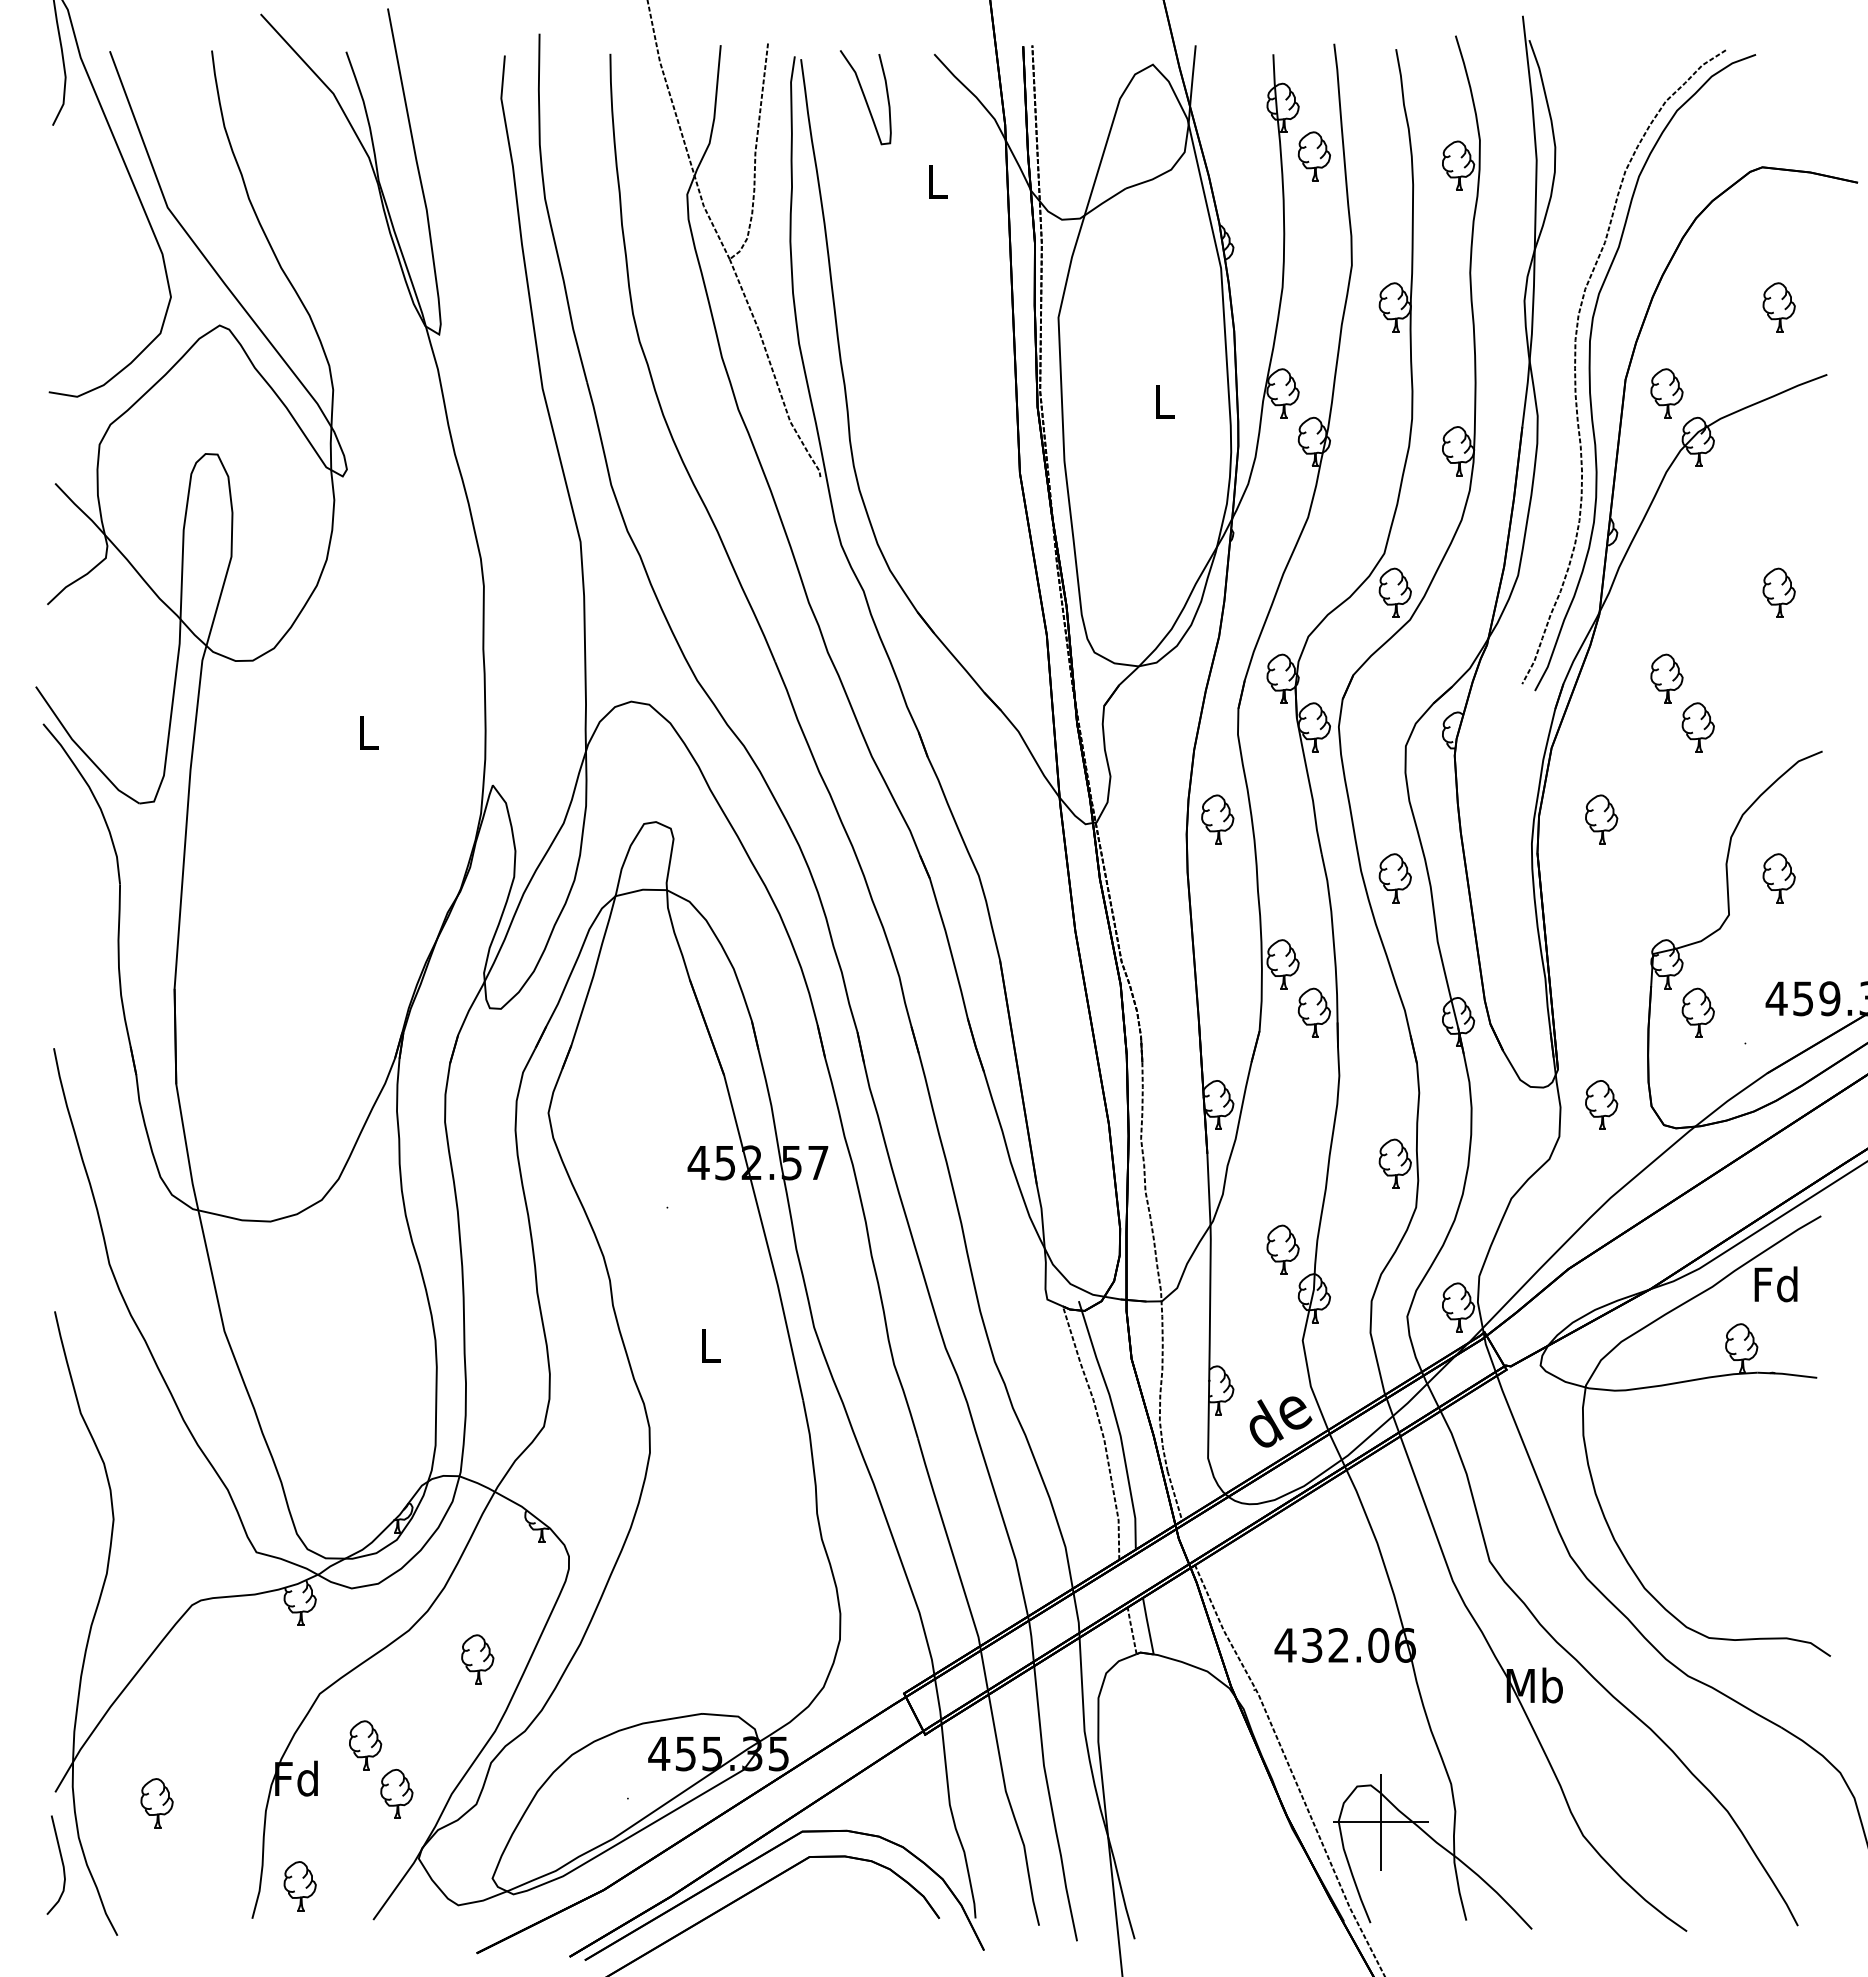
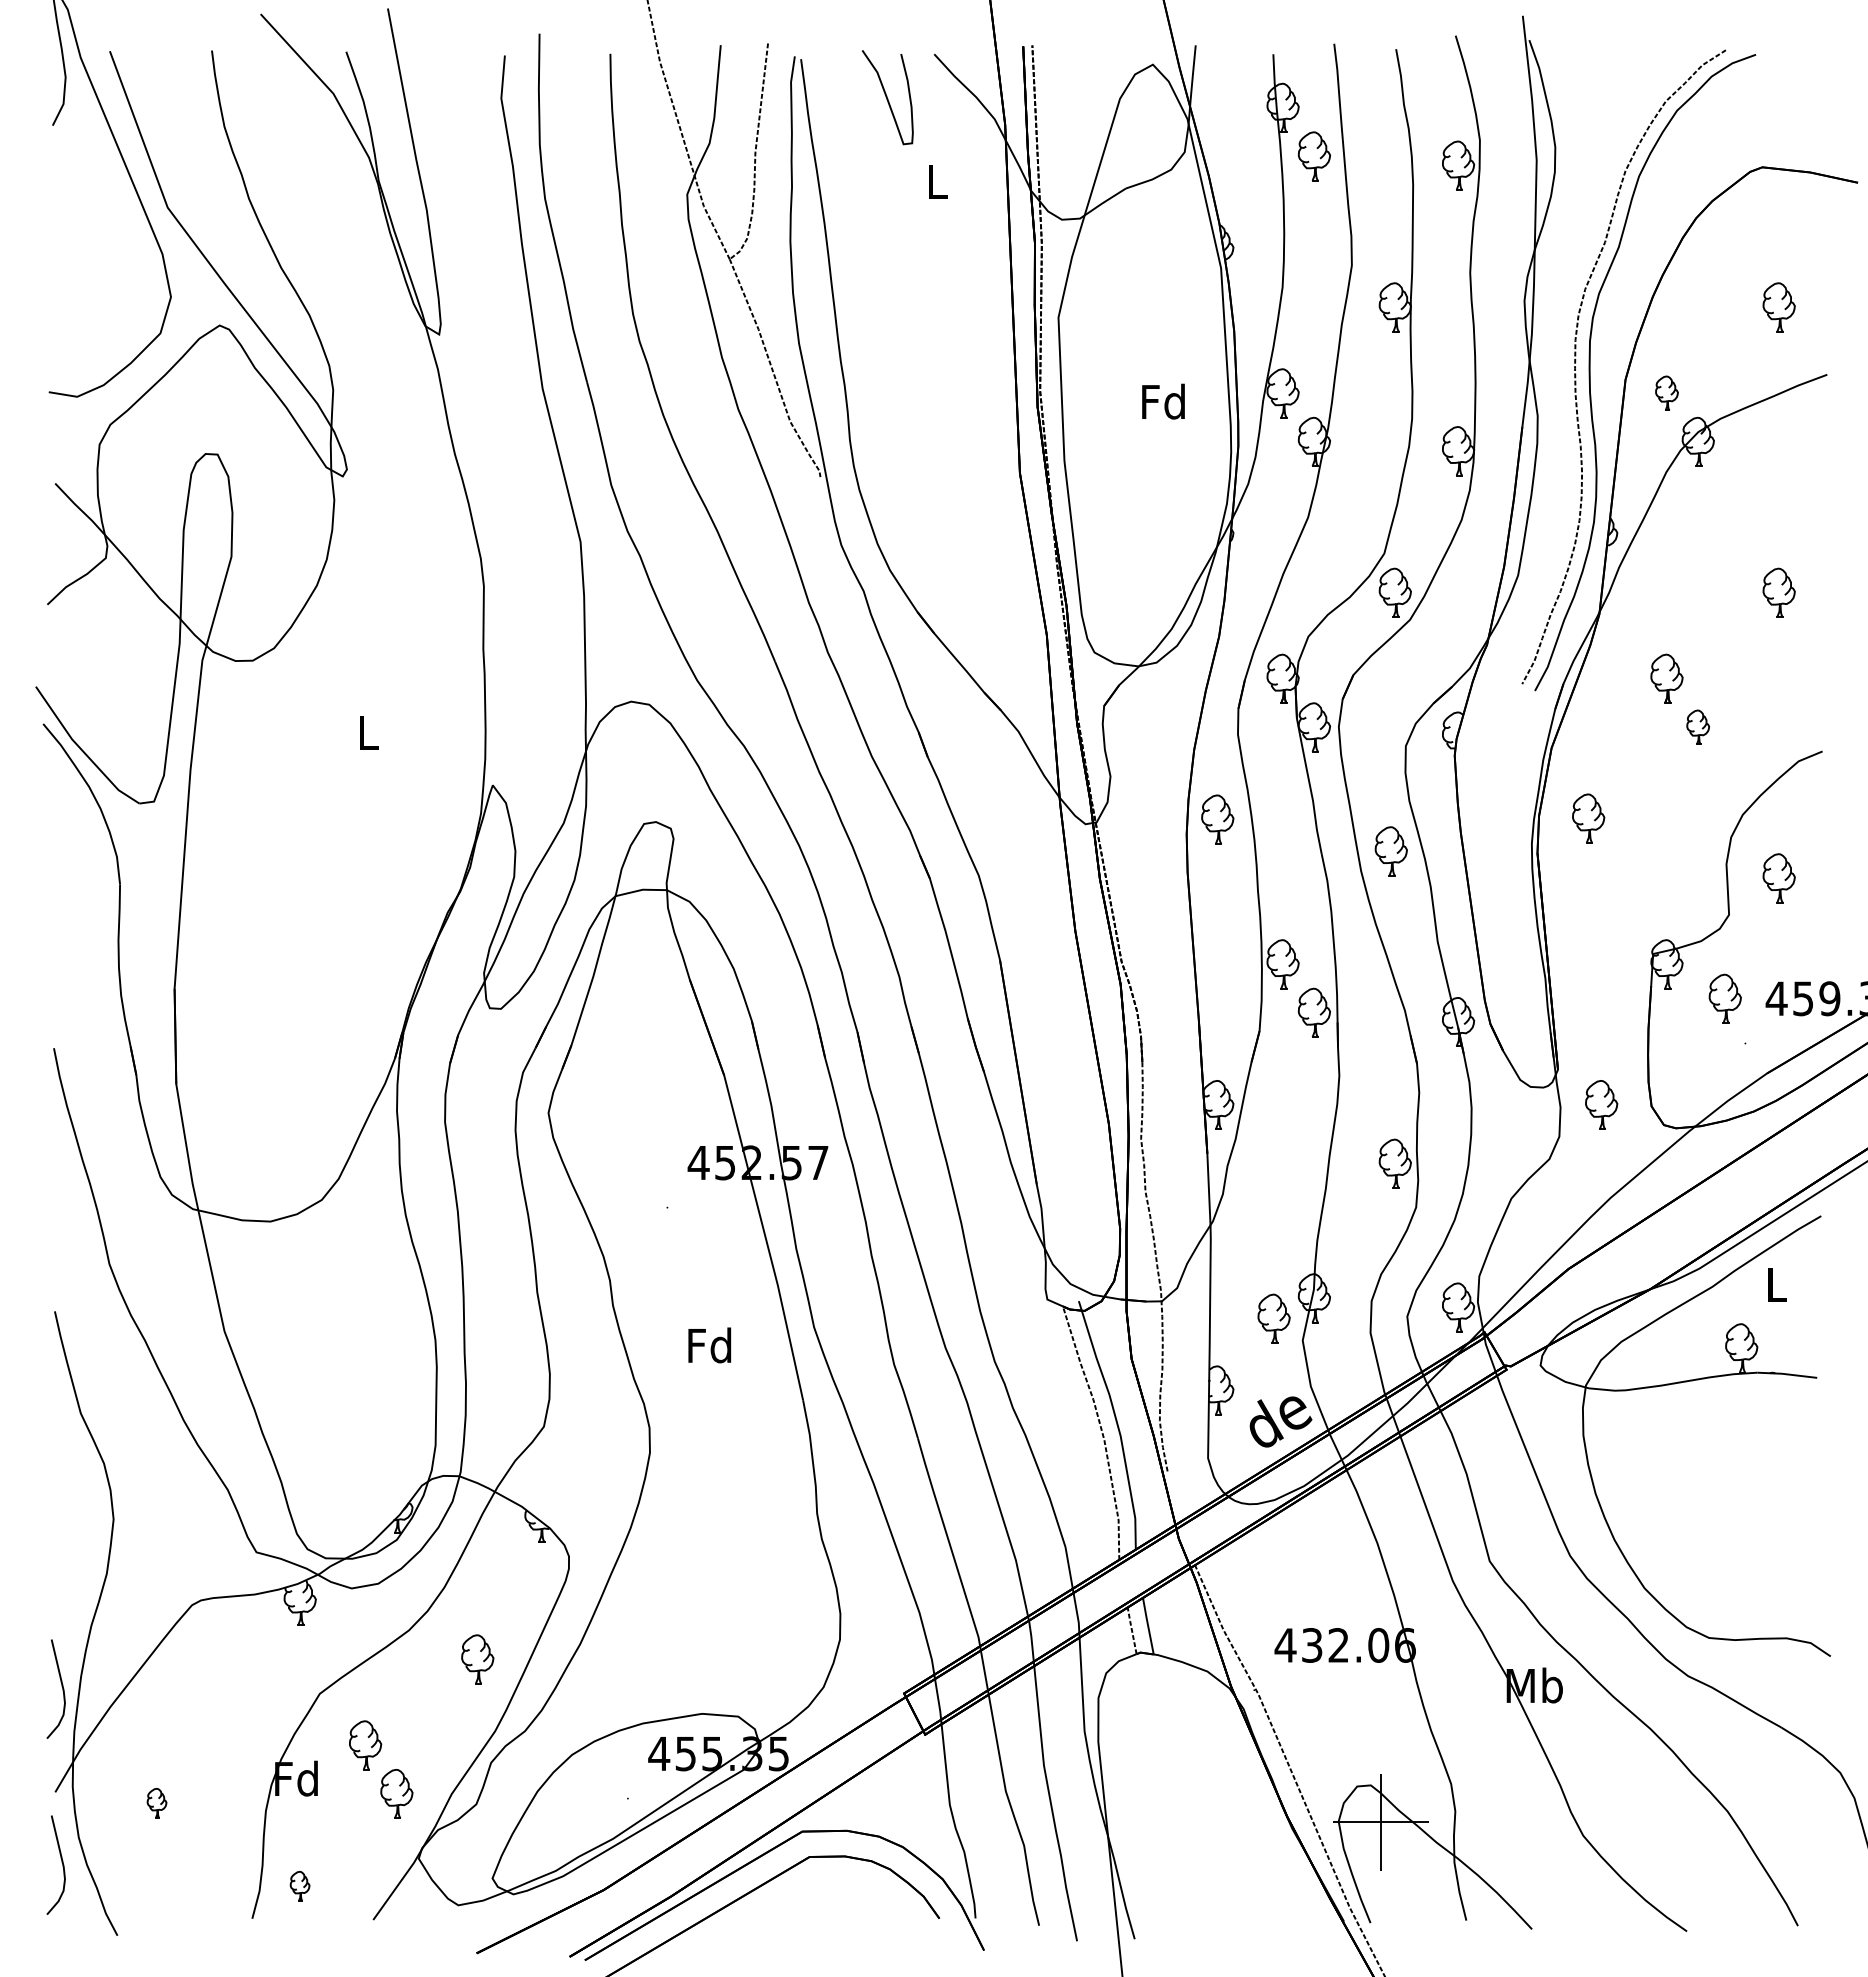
curve position: (865, 97) -> (887, 97) (887, 97)
part size: 34x51 px -> 24x36 px (1666, 392)
text: L -> Fd (1163, 401)
part size: 34x51 px -> 25x36 px (1698, 726)
part position: (1601, 819) -> (1588, 818) (1588, 818)
part position: (1394, 878) -> (1390, 851) (1390, 851)
part position: (1697, 1012) -> (1724, 998) (1724, 998)
part position: (1282, 1249) -> (1273, 1318) (1273, 1318)
text: Fd -> L (1775, 1284)
text: L -> Fd (709, 1345)
line: present -> none (1174, 1495)
curve: none -> present (61, 1686)
part size: 34x51 px -> 22x32 px (156, 1802)
part size: 34x51 px -> 22x32 px (299, 1885)
